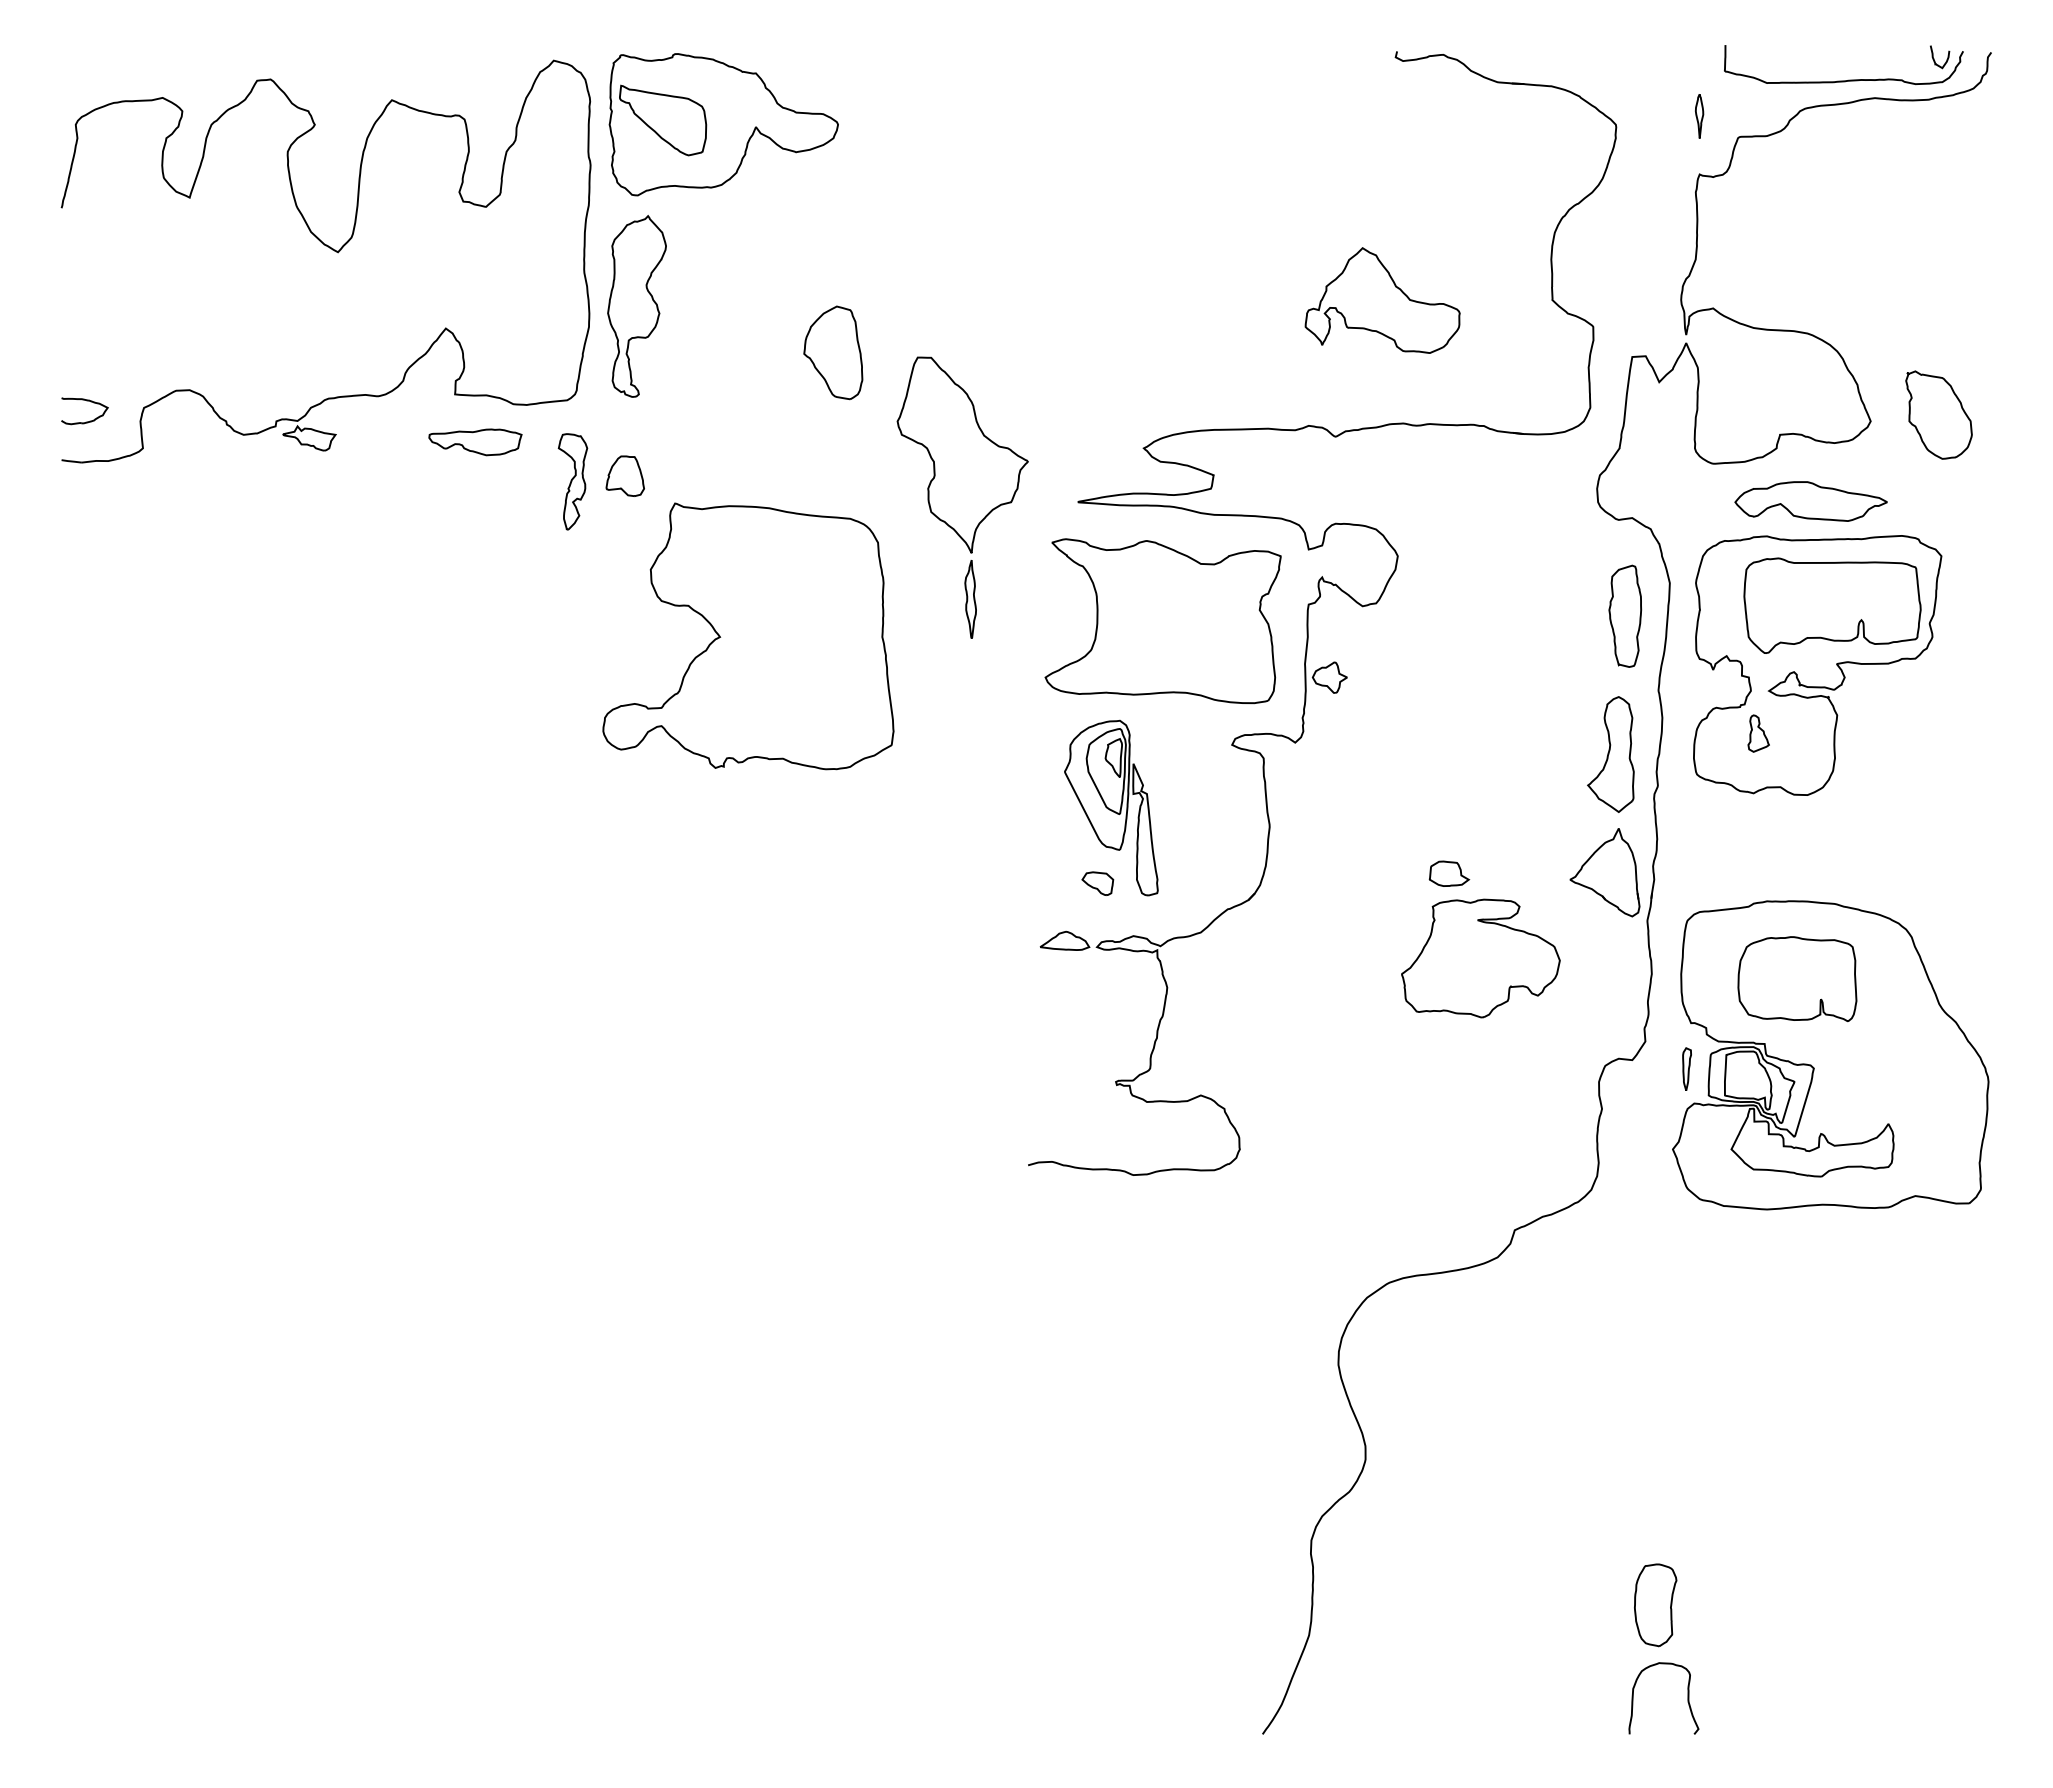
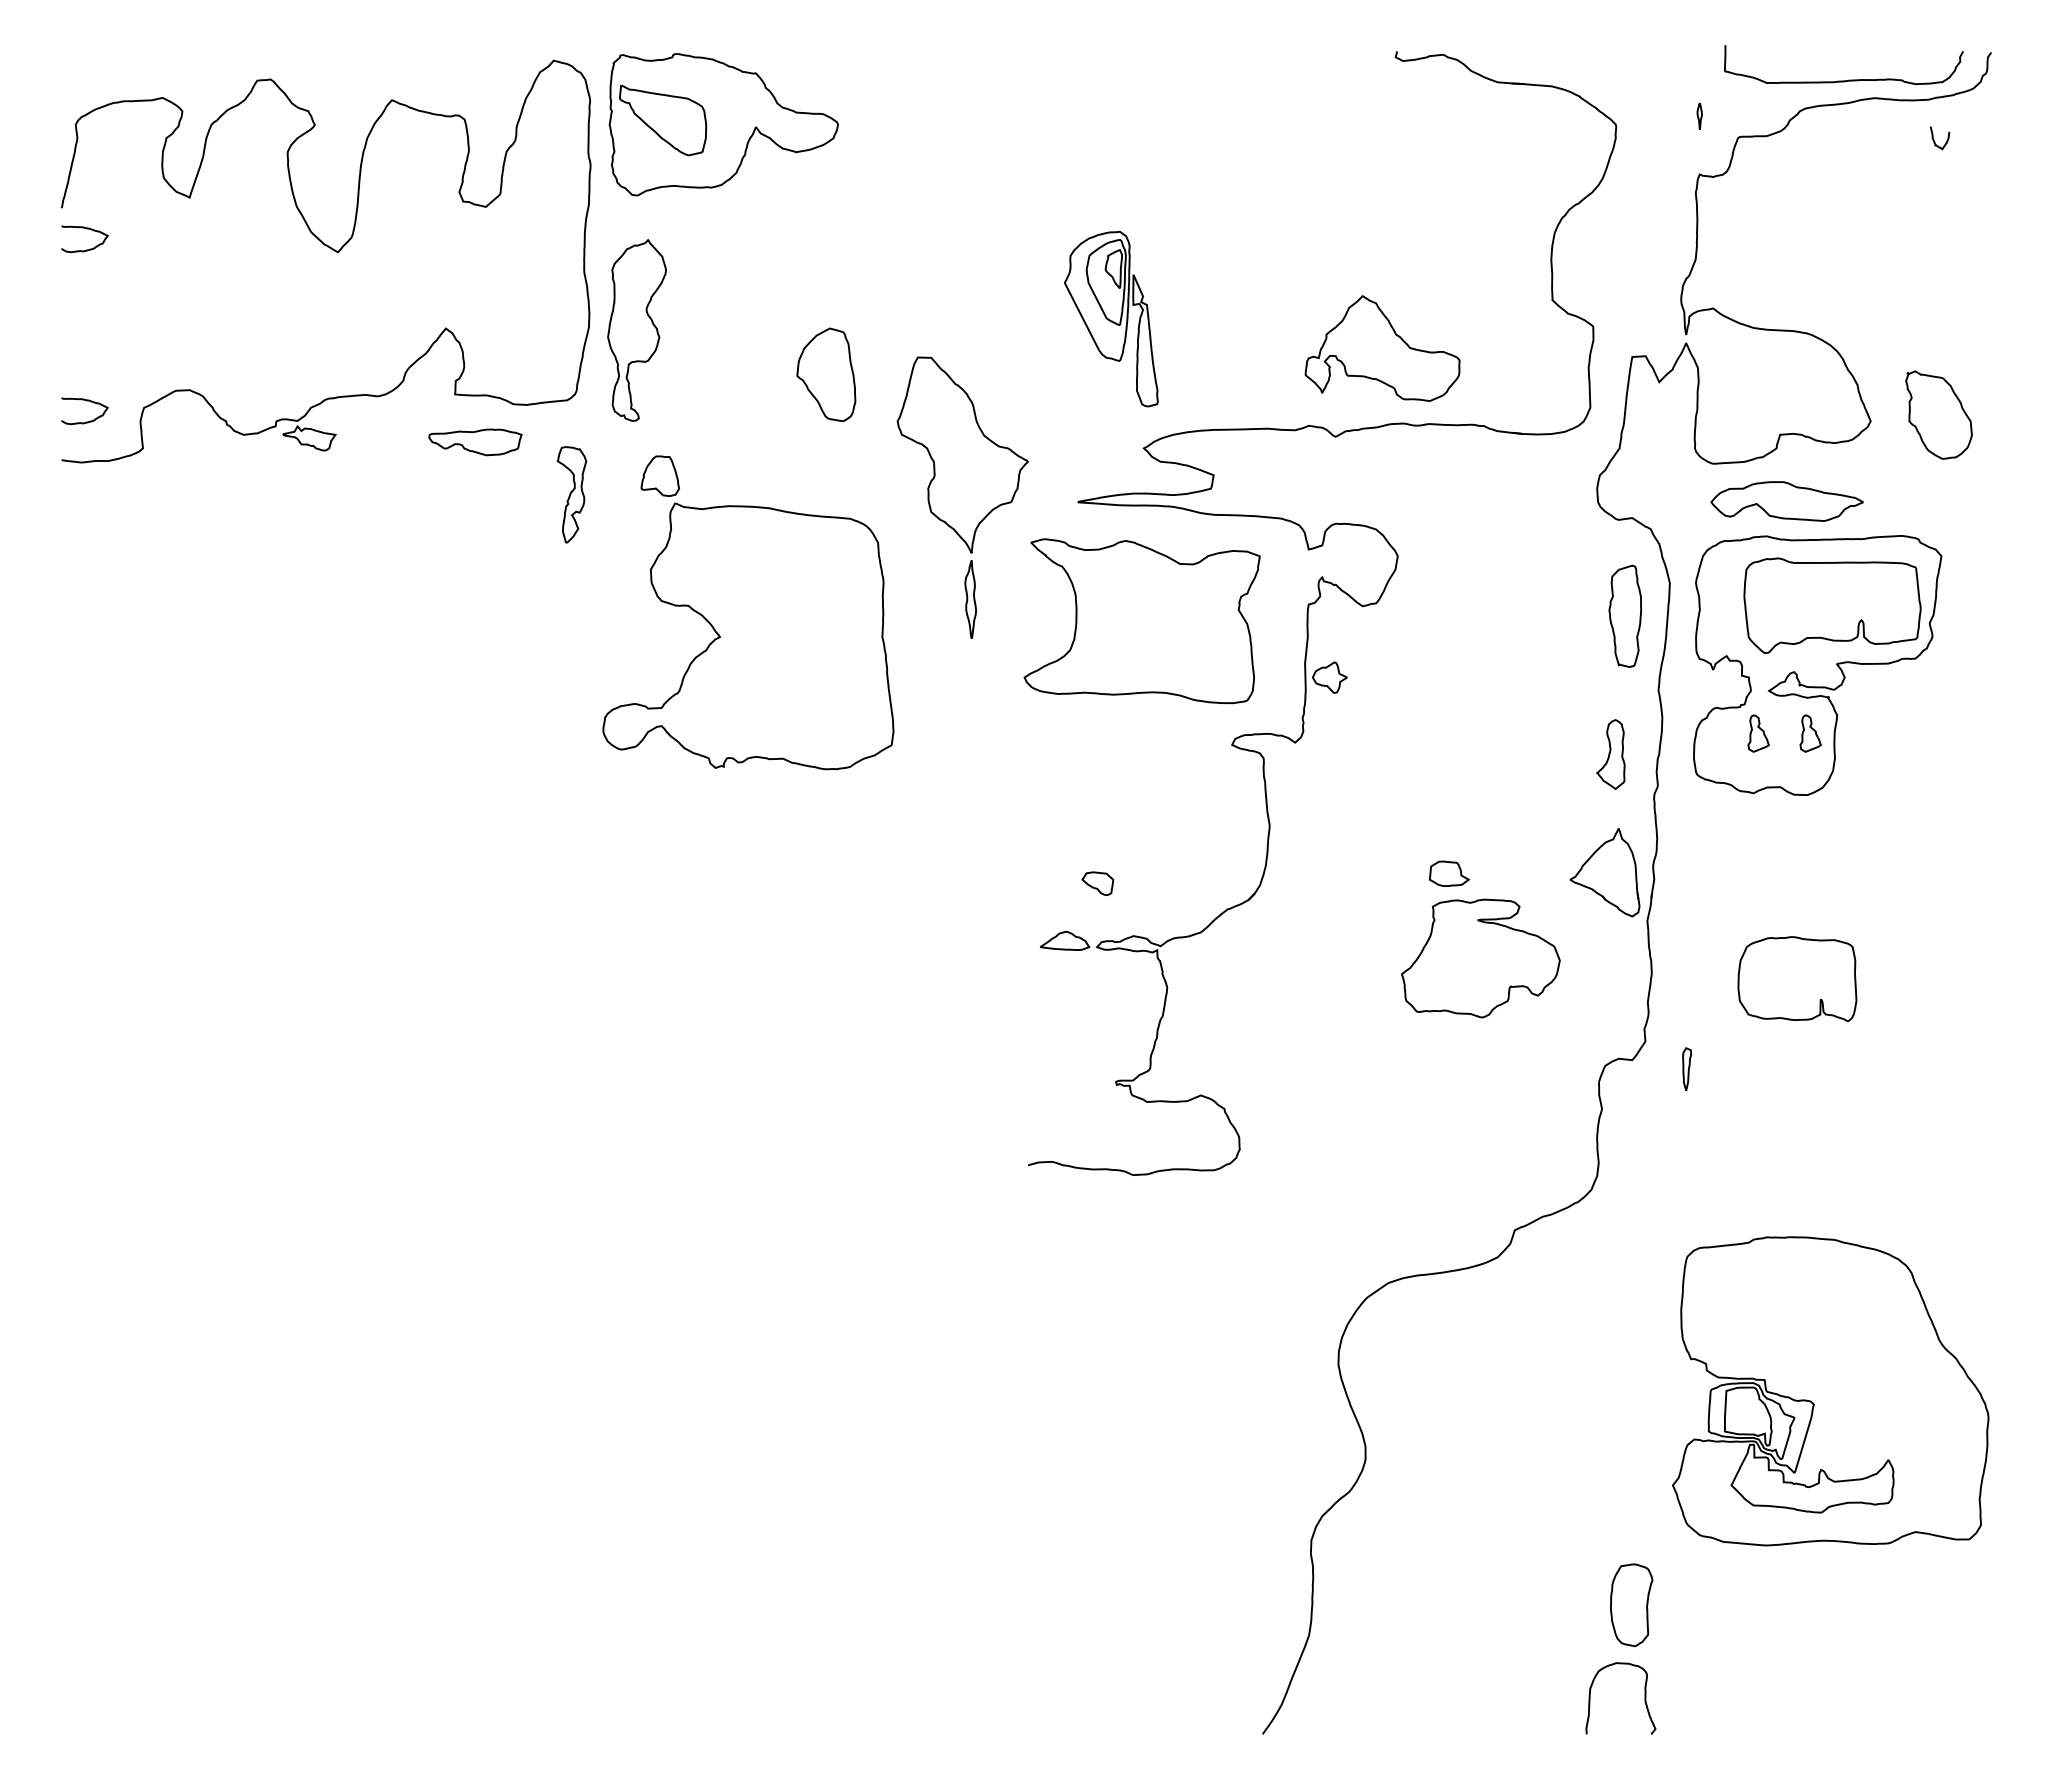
curve position: (1934, 58) -> (1934, 139) (1934, 139)
part size: 10x45 px -> 7x28 px (1699, 115)
part: none -> present (86, 229)
part position: (1382, 300) -> (1382, 348) (1382, 348)
part position: (636, 306) -> (636, 330) (636, 330)
part position: (833, 352) -> (826, 374) (826, 374)
part position: (624, 475) -> (659, 475) (659, 475)
part position: (572, 481) -> (571, 494) (571, 494)
part position: (1810, 501) -> (1786, 501) (1786, 501)
part position: (1162, 621) -> (1141, 621) (1141, 621)
part: none -> present (1810, 733)
part size: 48x117 px -> 30x71 px (1610, 754)
part position: (1111, 807) -> (1111, 318) (1111, 318)
part position: (1830, 1055) -> (1830, 1391) (1830, 1391)
part position: (1655, 1605) -> (1631, 1605) (1631, 1605)
curve position: (1687, 1698) -> (1644, 1698) (1644, 1698)
